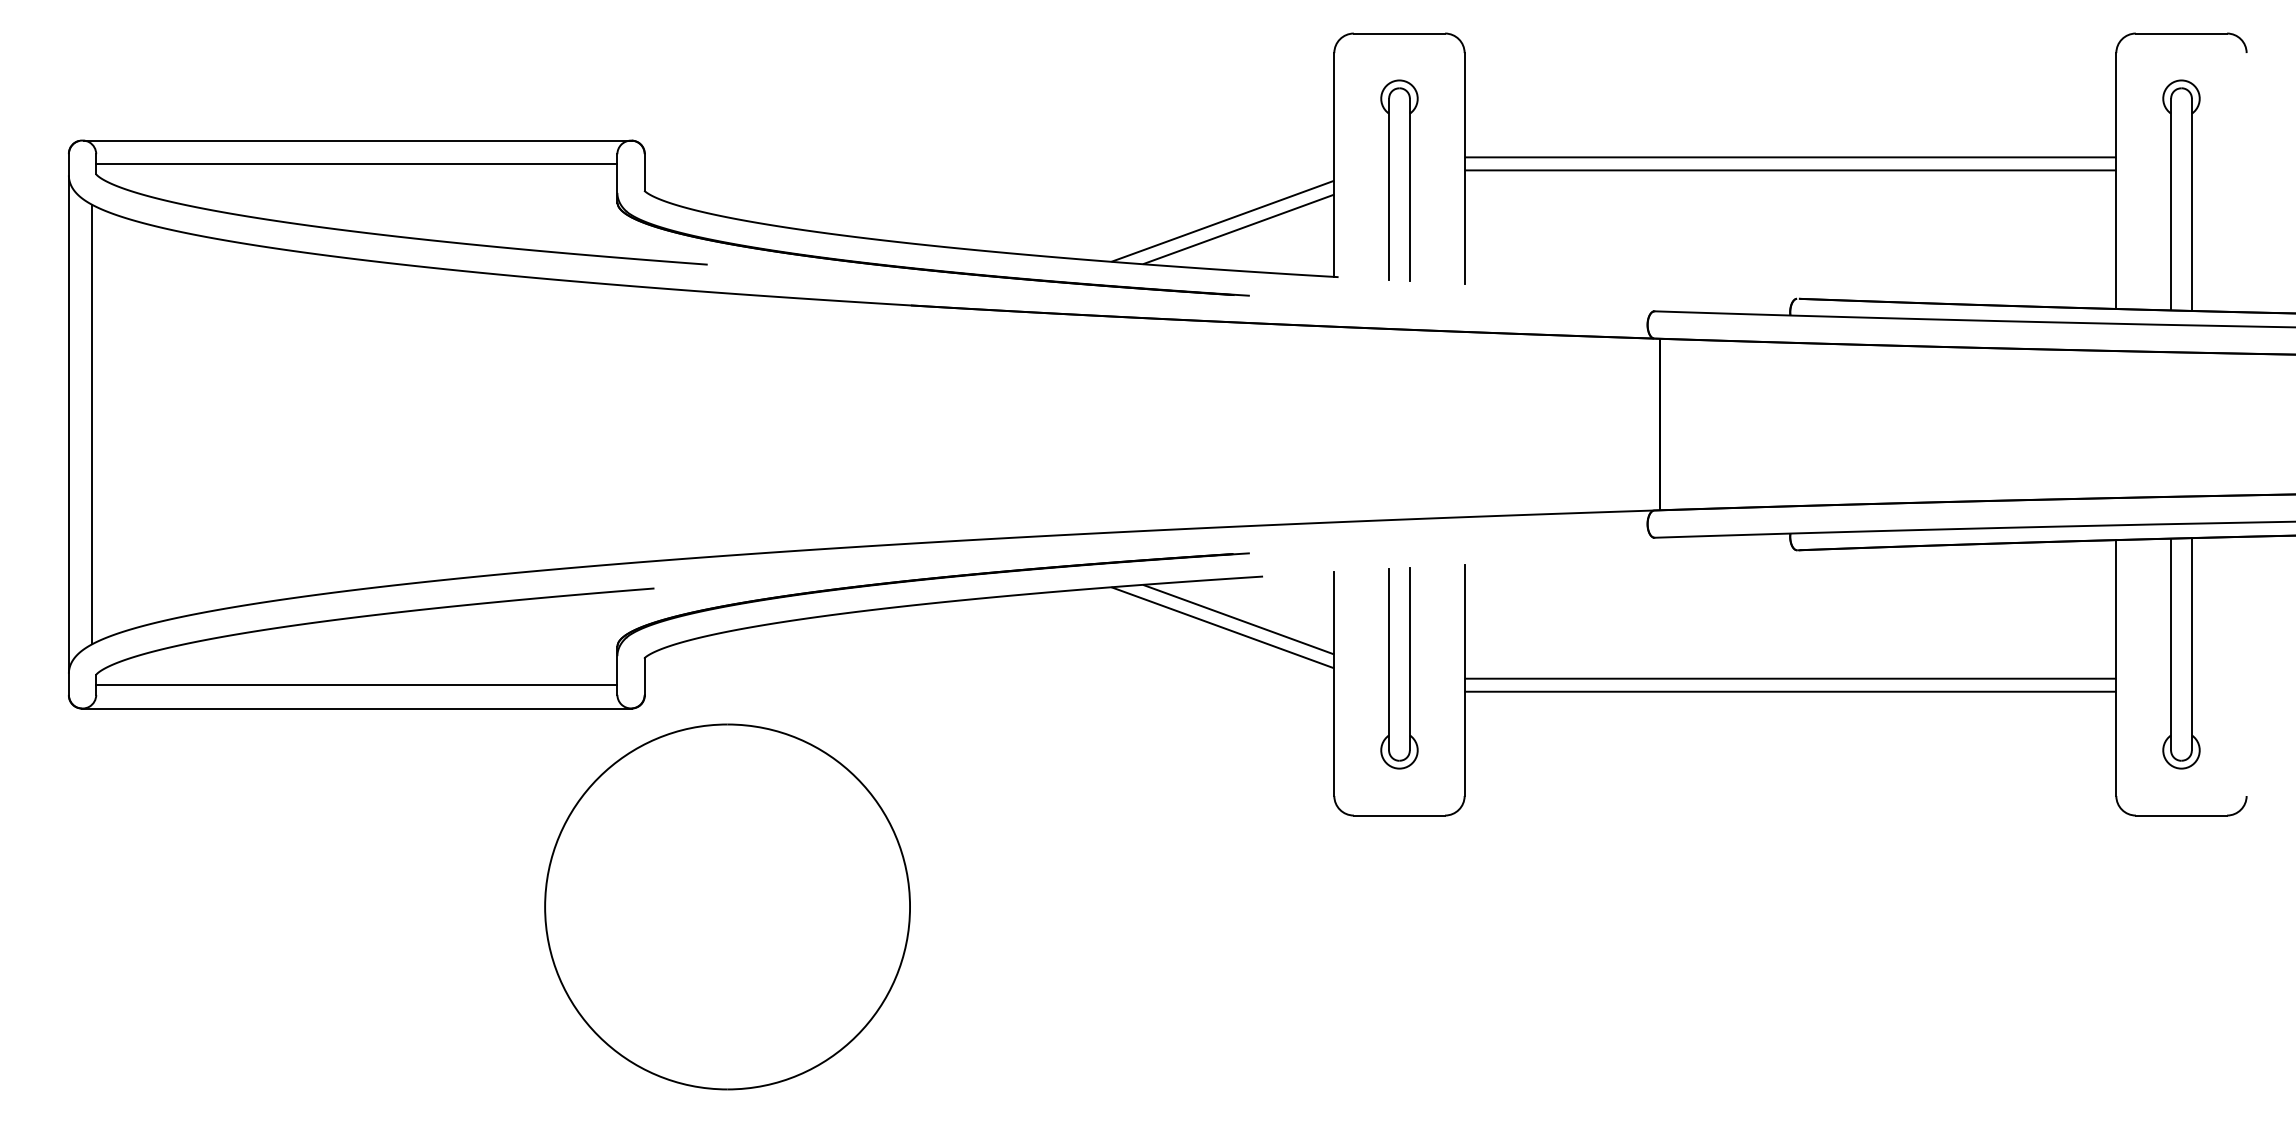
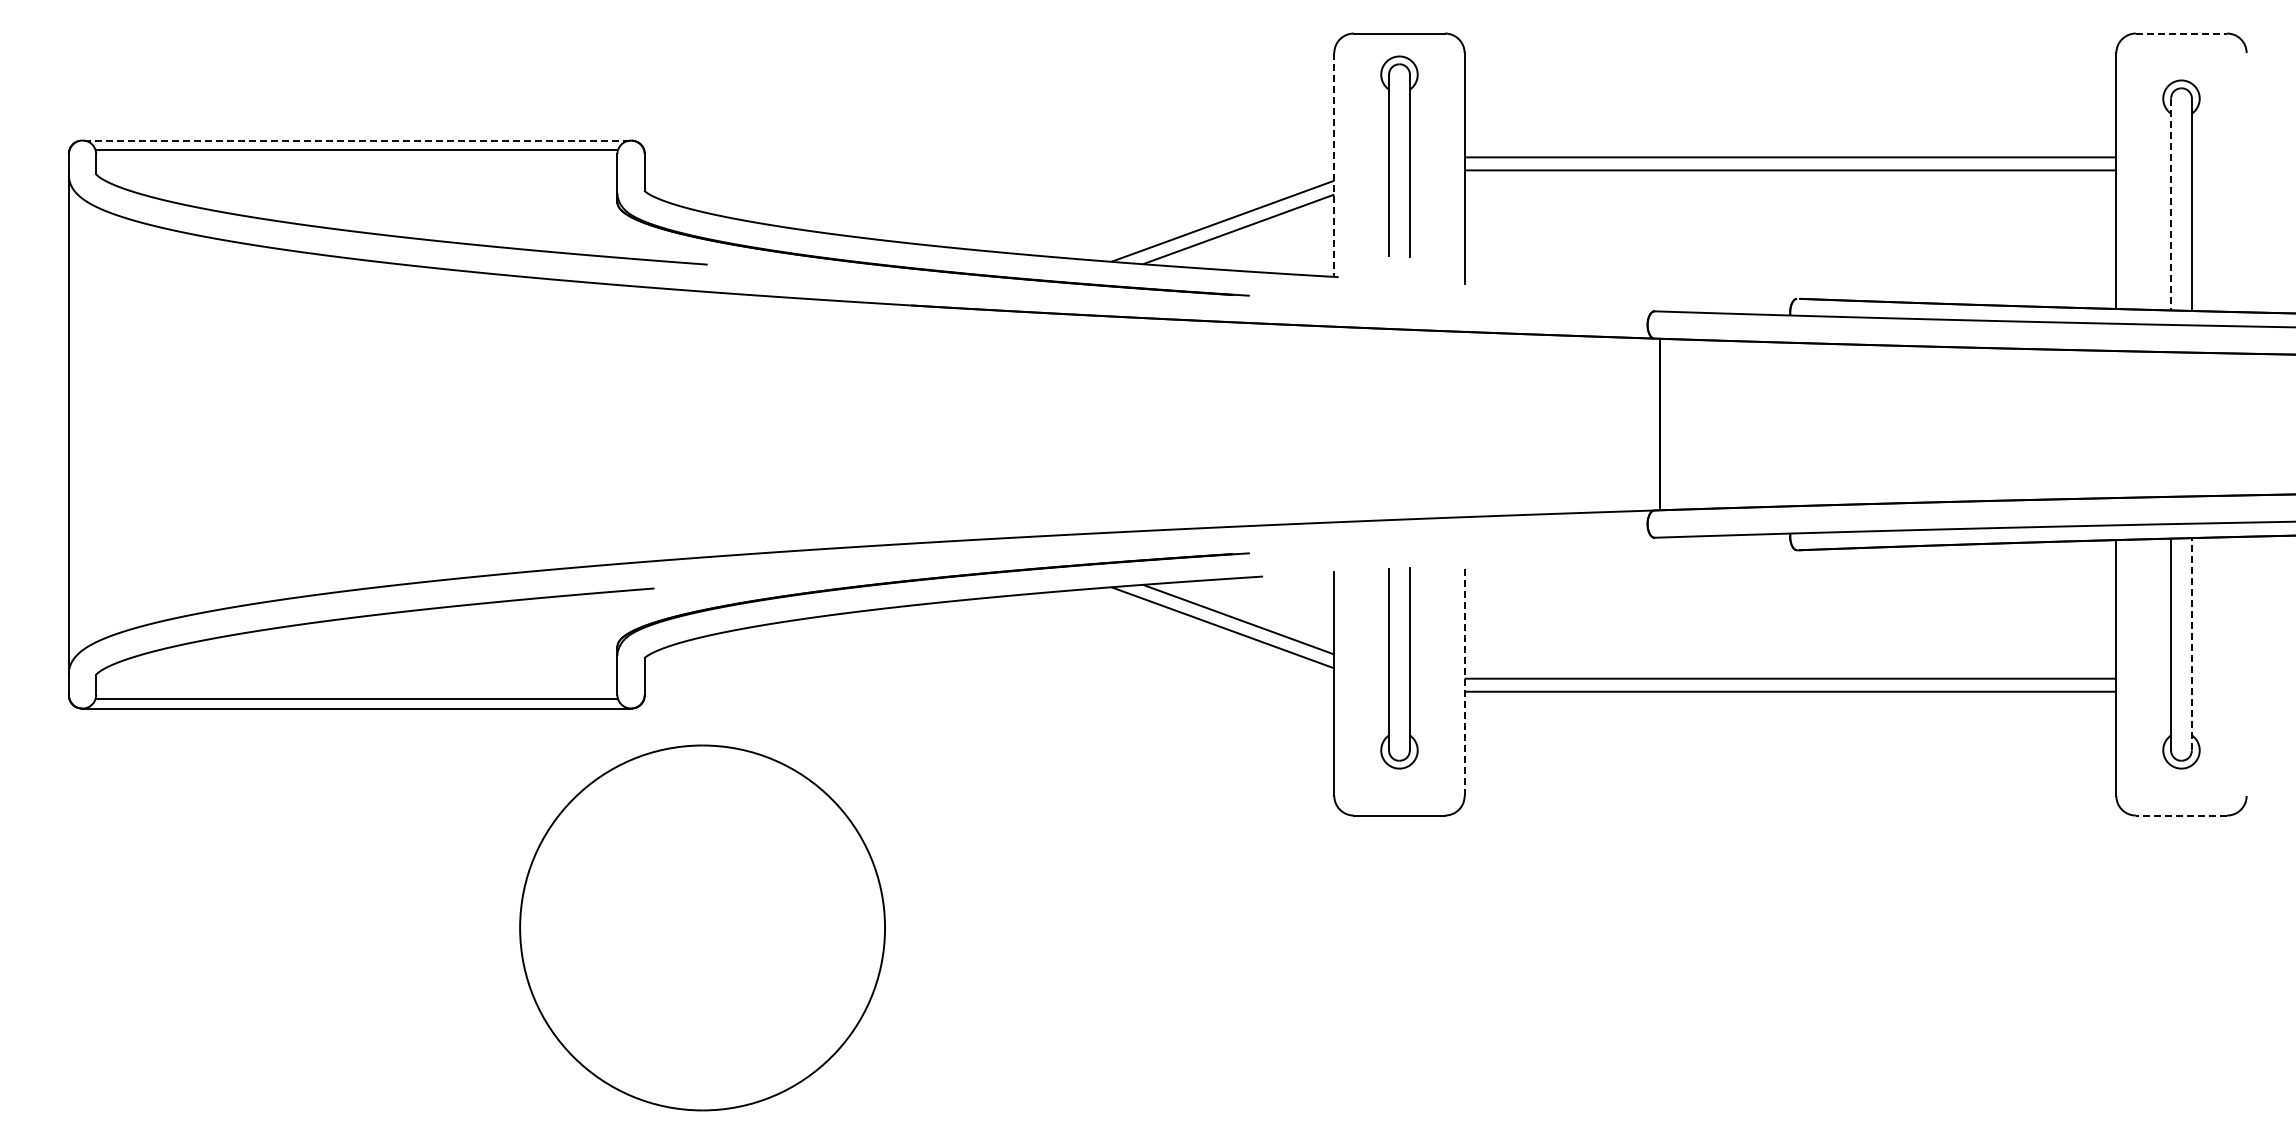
line: solid -> dashed (2181, 33)
line: solid -> dashed (358, 140)
line position: (356, 163) -> (356, 149) (356, 149)
line: solid -> dashed (1334, 165)
part position: (1389, 180) -> (1389, 156) (1389, 156)
line: solid -> dashed (2171, 204)
line: present -> none (92, 424)
line: solid -> dashed (2191, 643)
line: solid -> dashed (1464, 680)
line position: (356, 685) -> (356, 699) (356, 699)
line: solid -> dashed (2181, 815)
part position: (727, 906) -> (702, 927) (702, 927)
